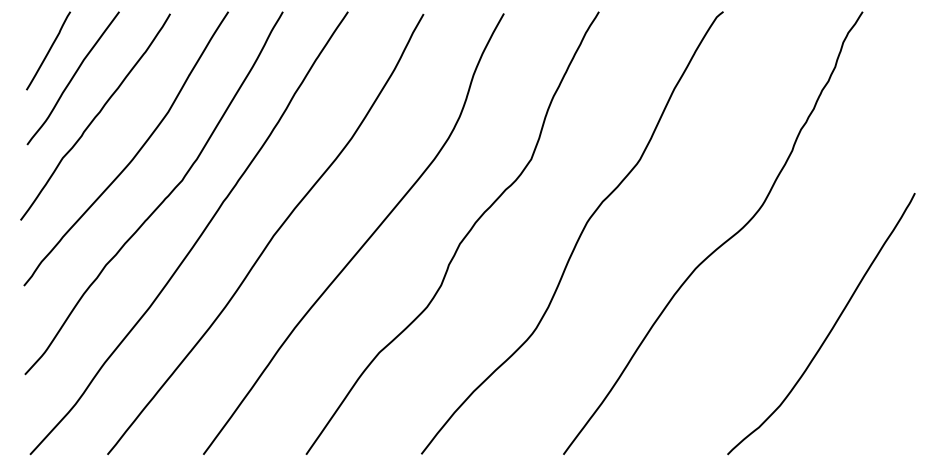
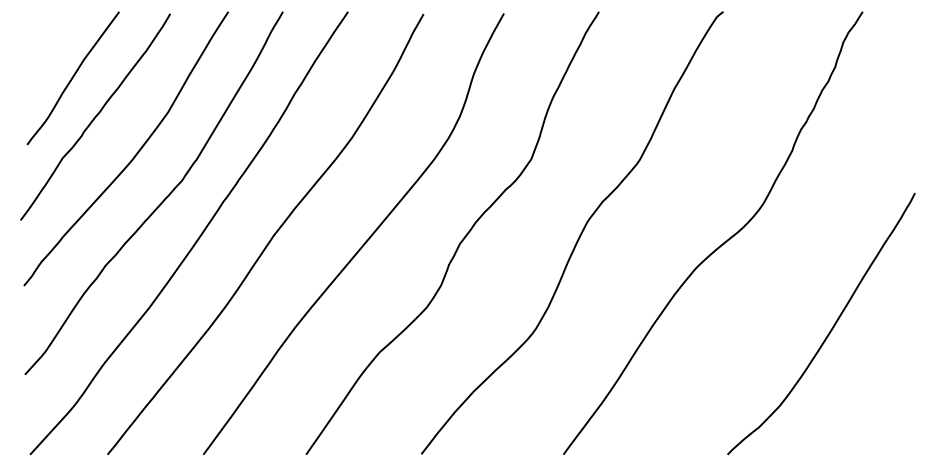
line: present -> none (48, 50)
